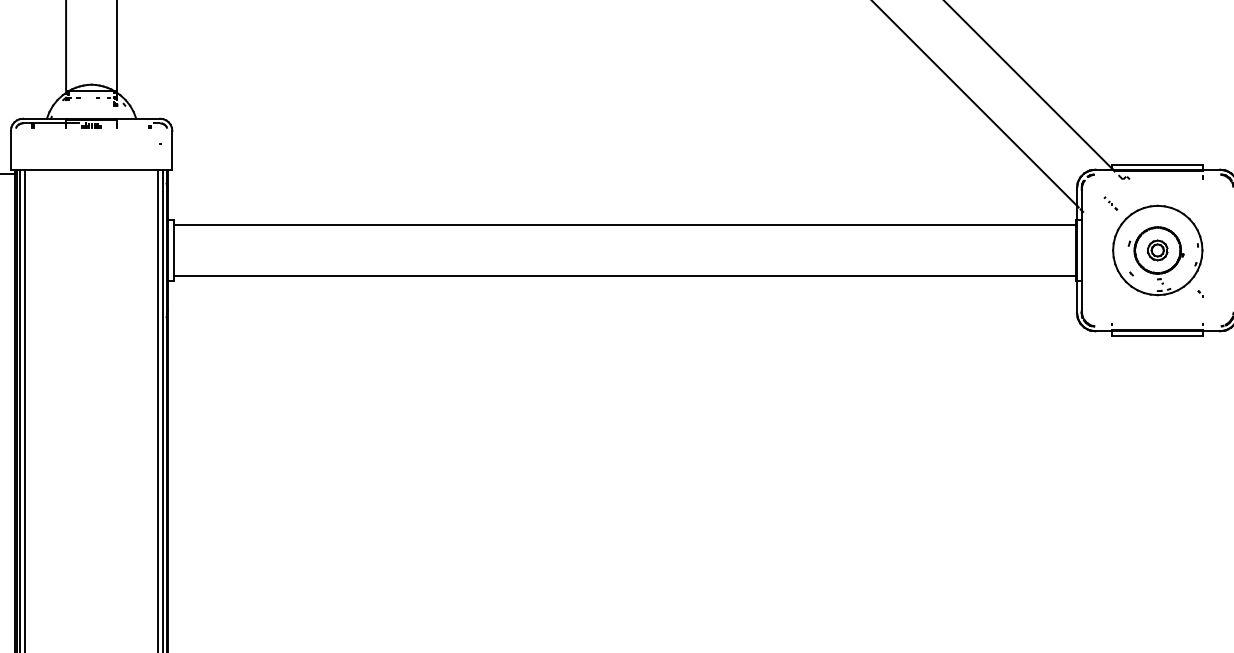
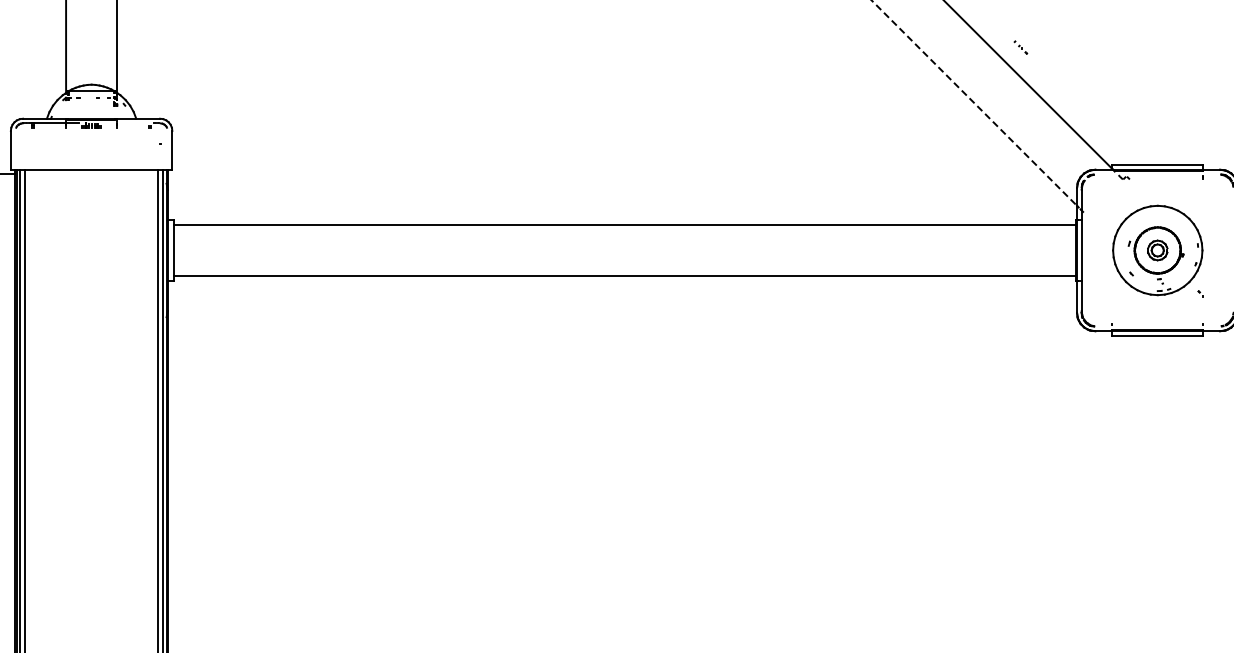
line: solid -> dashed (974, 103)
part position: (1110, 203) -> (1020, 47) (1020, 47)
